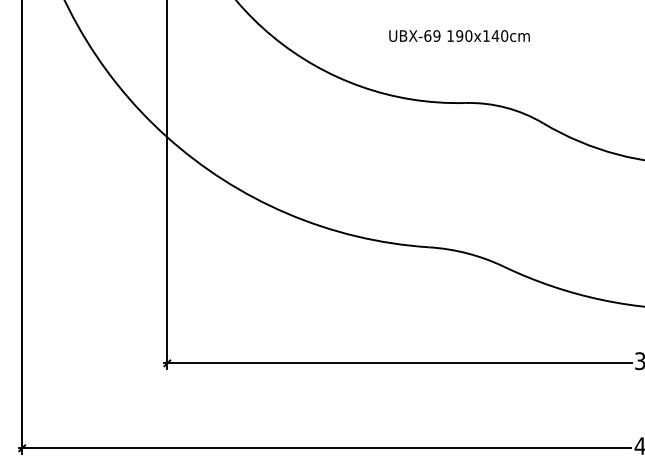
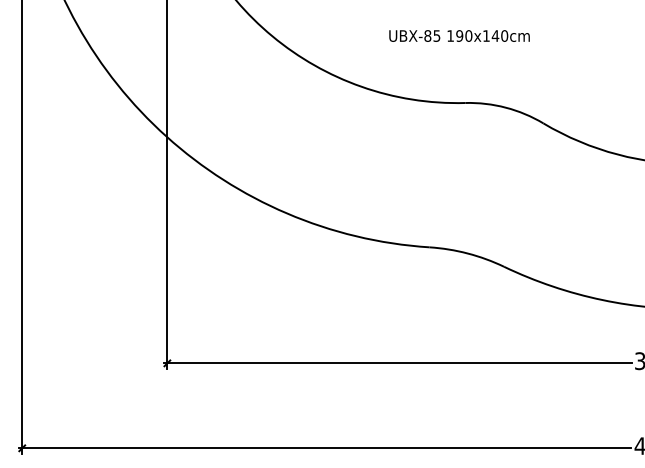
text: UBX-69 -> UBX-85 (432, 35)
